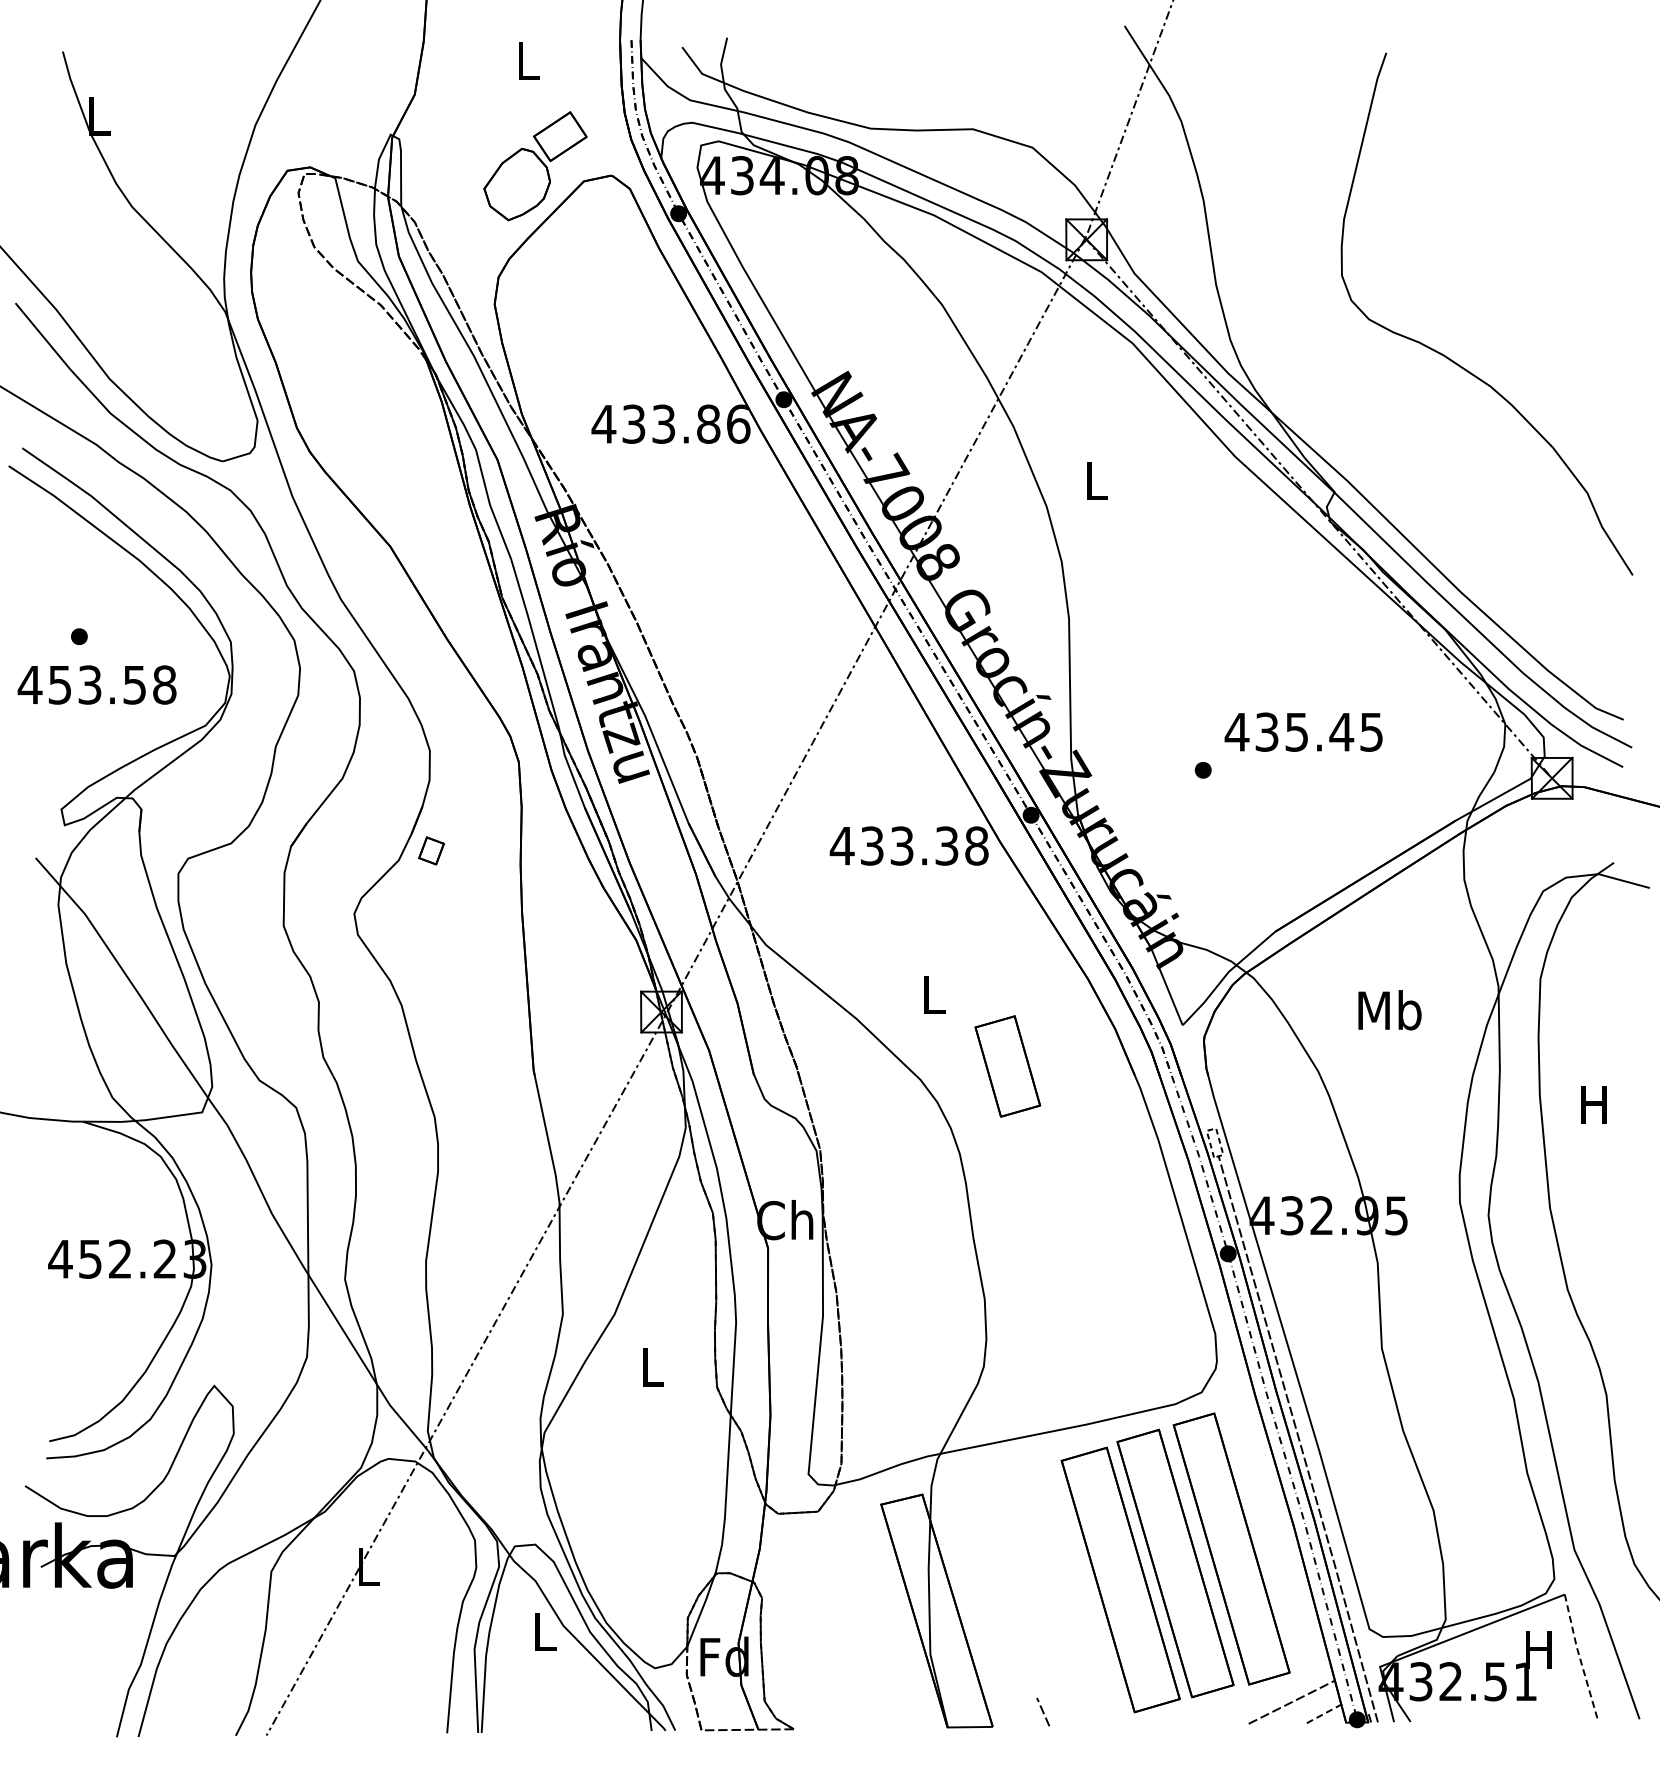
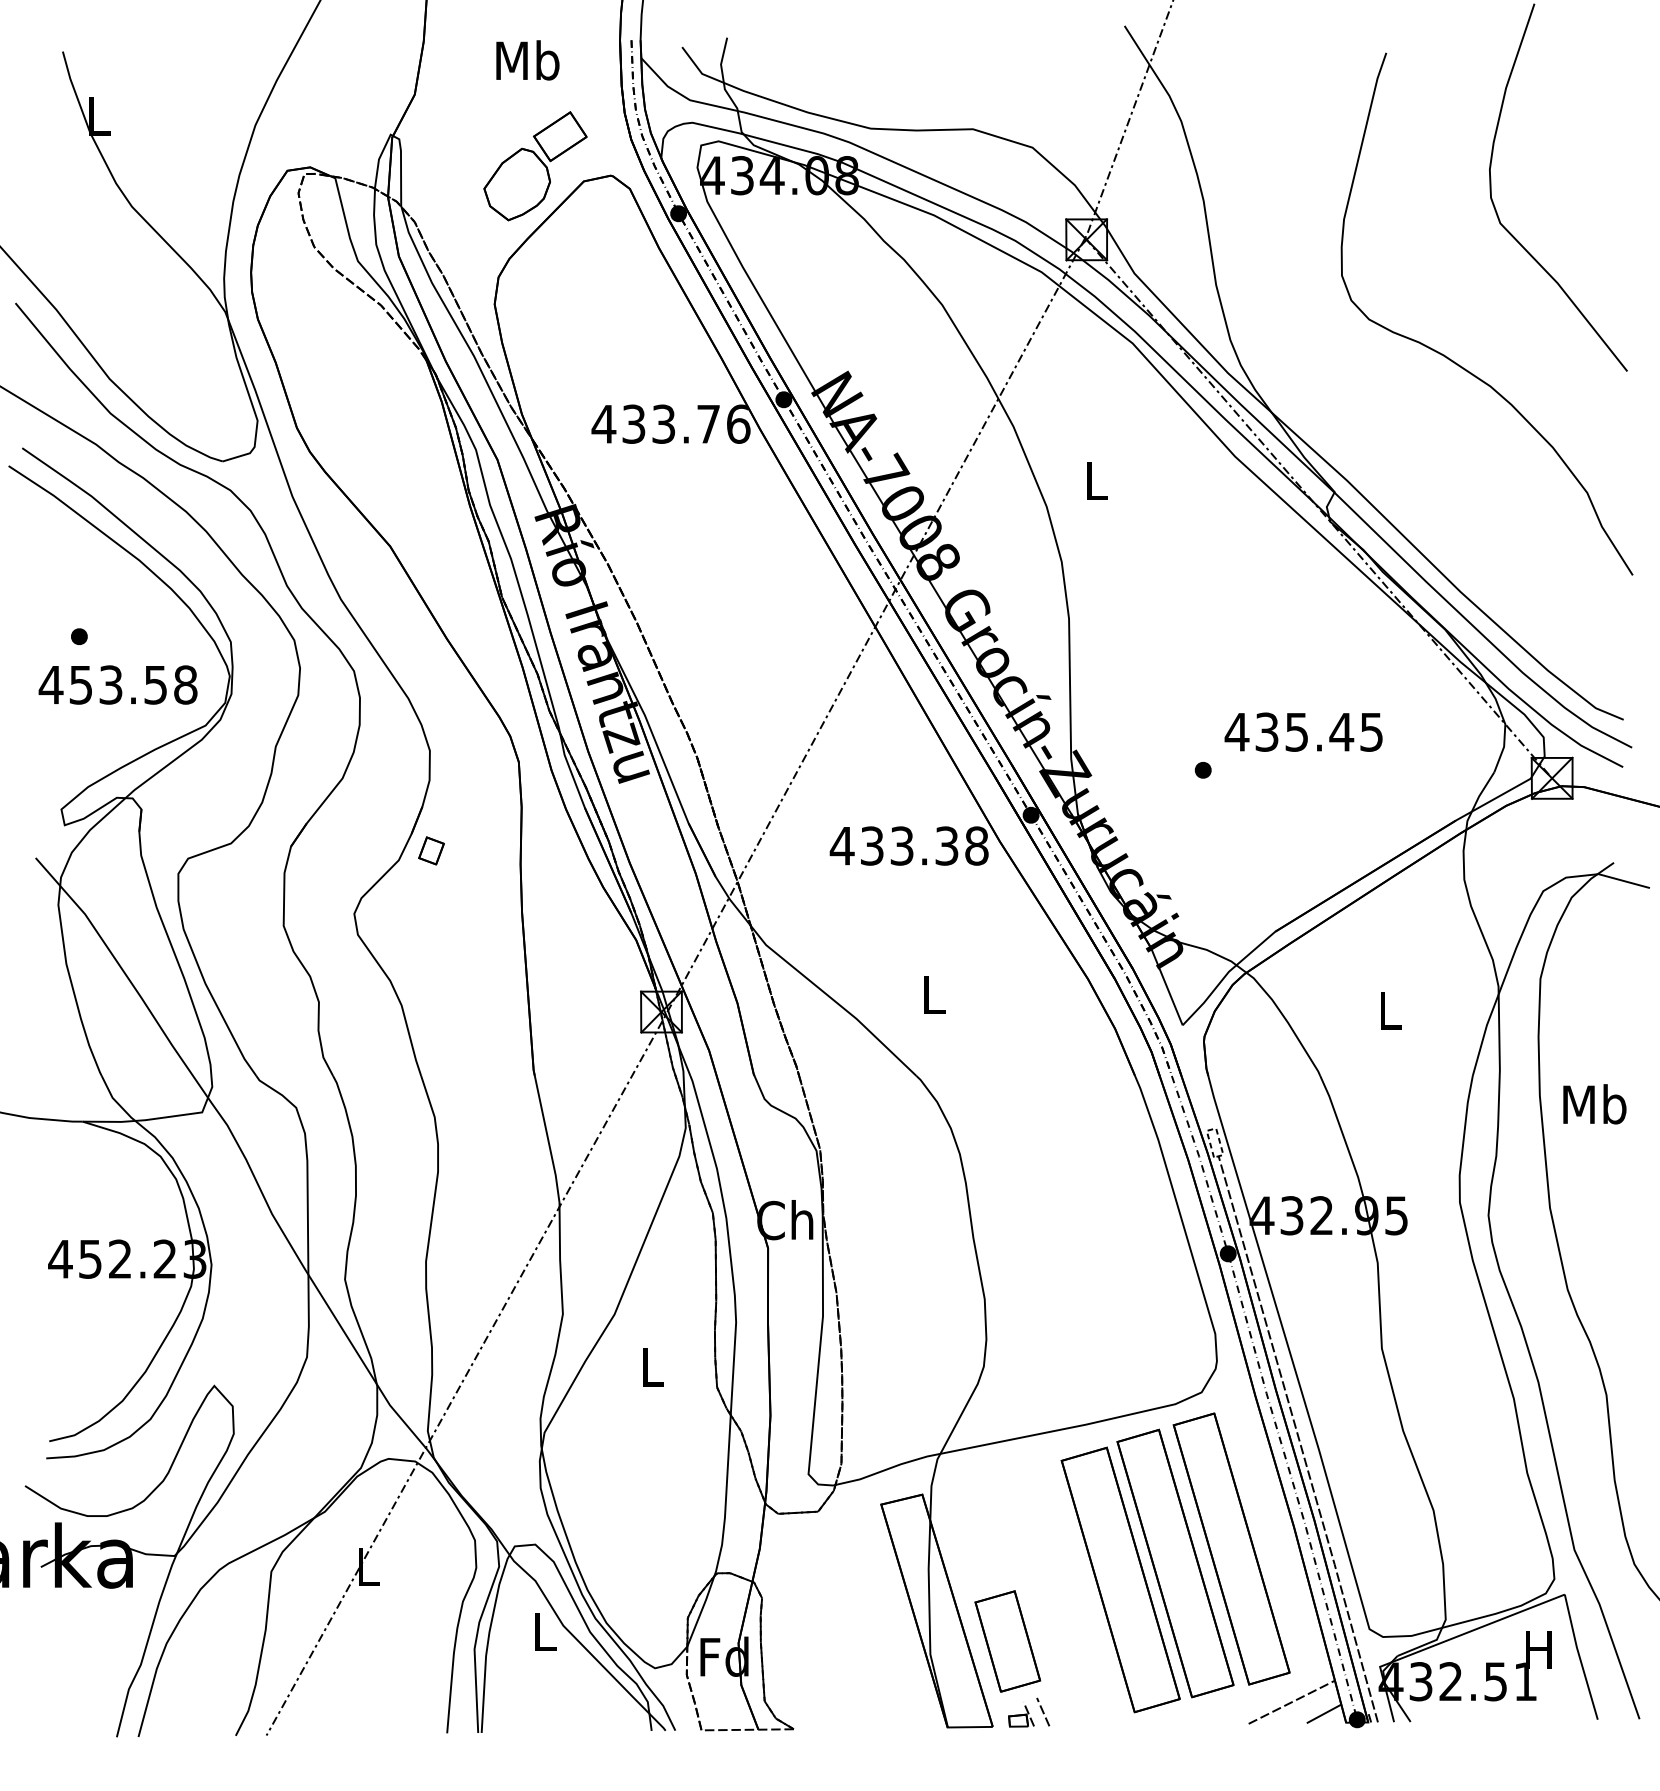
text: L -> Mb (527, 60)
curve: none -> present (1511, 233)
text: 433.86 -> 433.76 (708, 423)
text position: (96, 684) -> (117, 684) (117, 684)
text: Mb -> L (1389, 1010)
part position: (1007, 1066) -> (1007, 1641) (1007, 1641)
text: H -> Mb (1594, 1104)
line: dashed -> solid (1579, 1657)
line: dashed -> solid (1324, 1713)
part: none -> present (1021, 1716)
